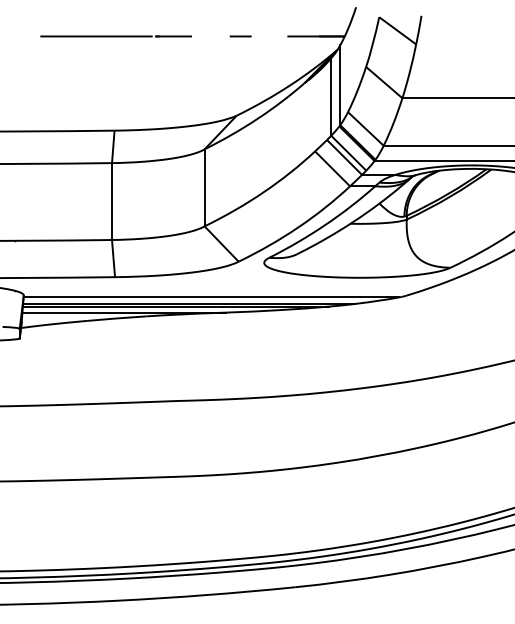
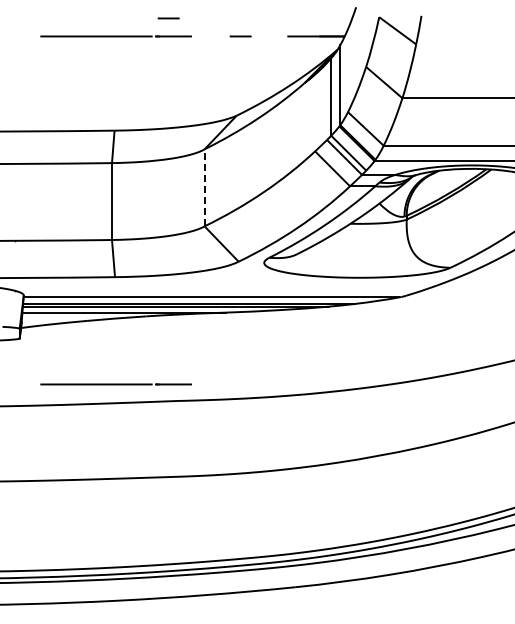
line: none -> present (168, 18)
line: solid -> dashed (204, 187)
line: none -> present (115, 384)
